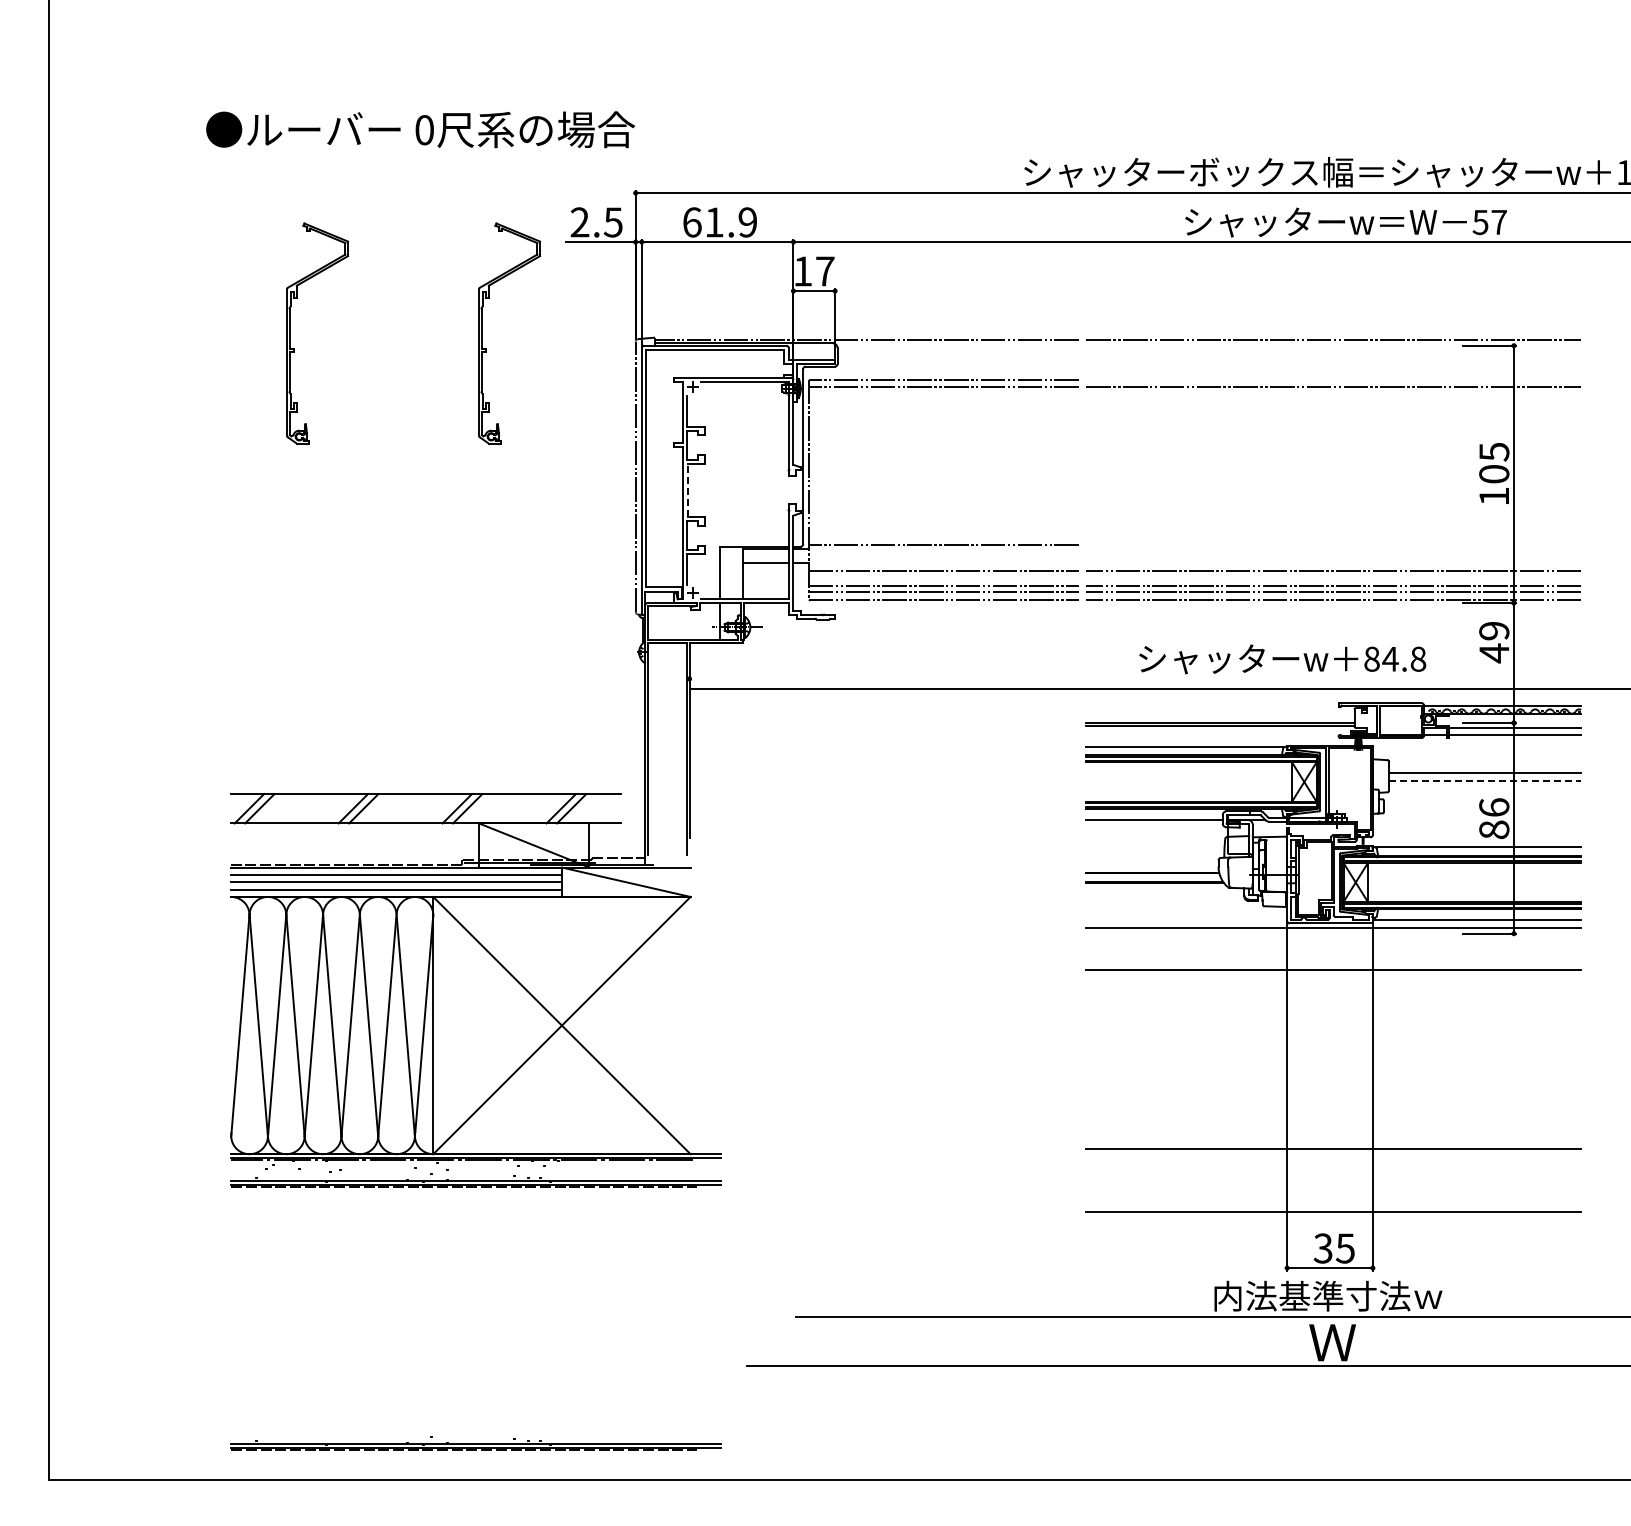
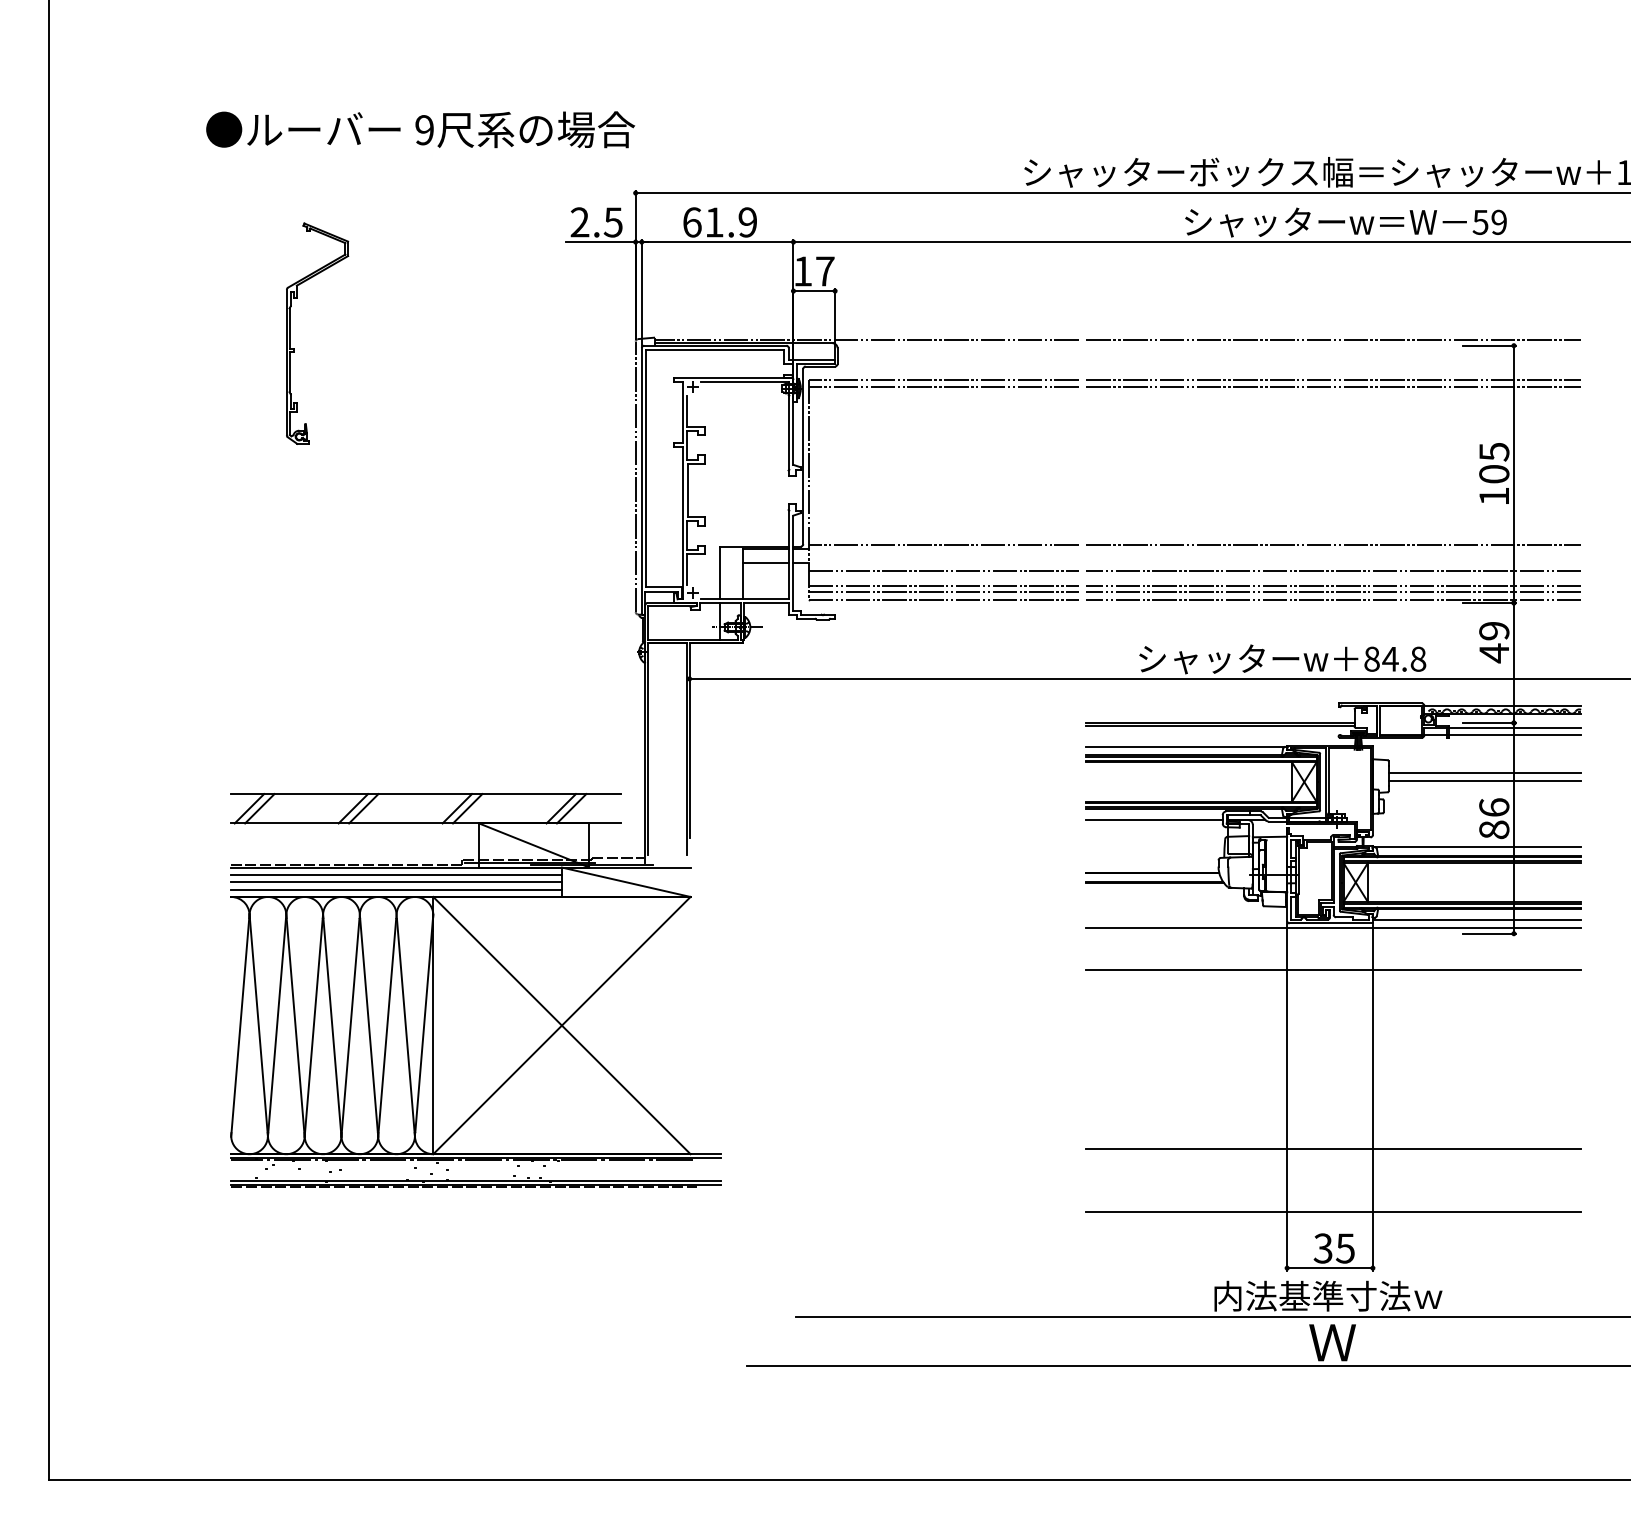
text: 0 -> 9 (424, 130)
text: 57 -> 59 (1498, 222)
part: present -> none (482, 333)
line: none -> present (1333, 379)
line: dashed -> solid (688, 489)
line: none -> present (1333, 544)
line position: (1158, 688) -> (1158, 678) (1158, 678)
line: dashed -> solid (1485, 781)
part: present -> none (475, 1443)
